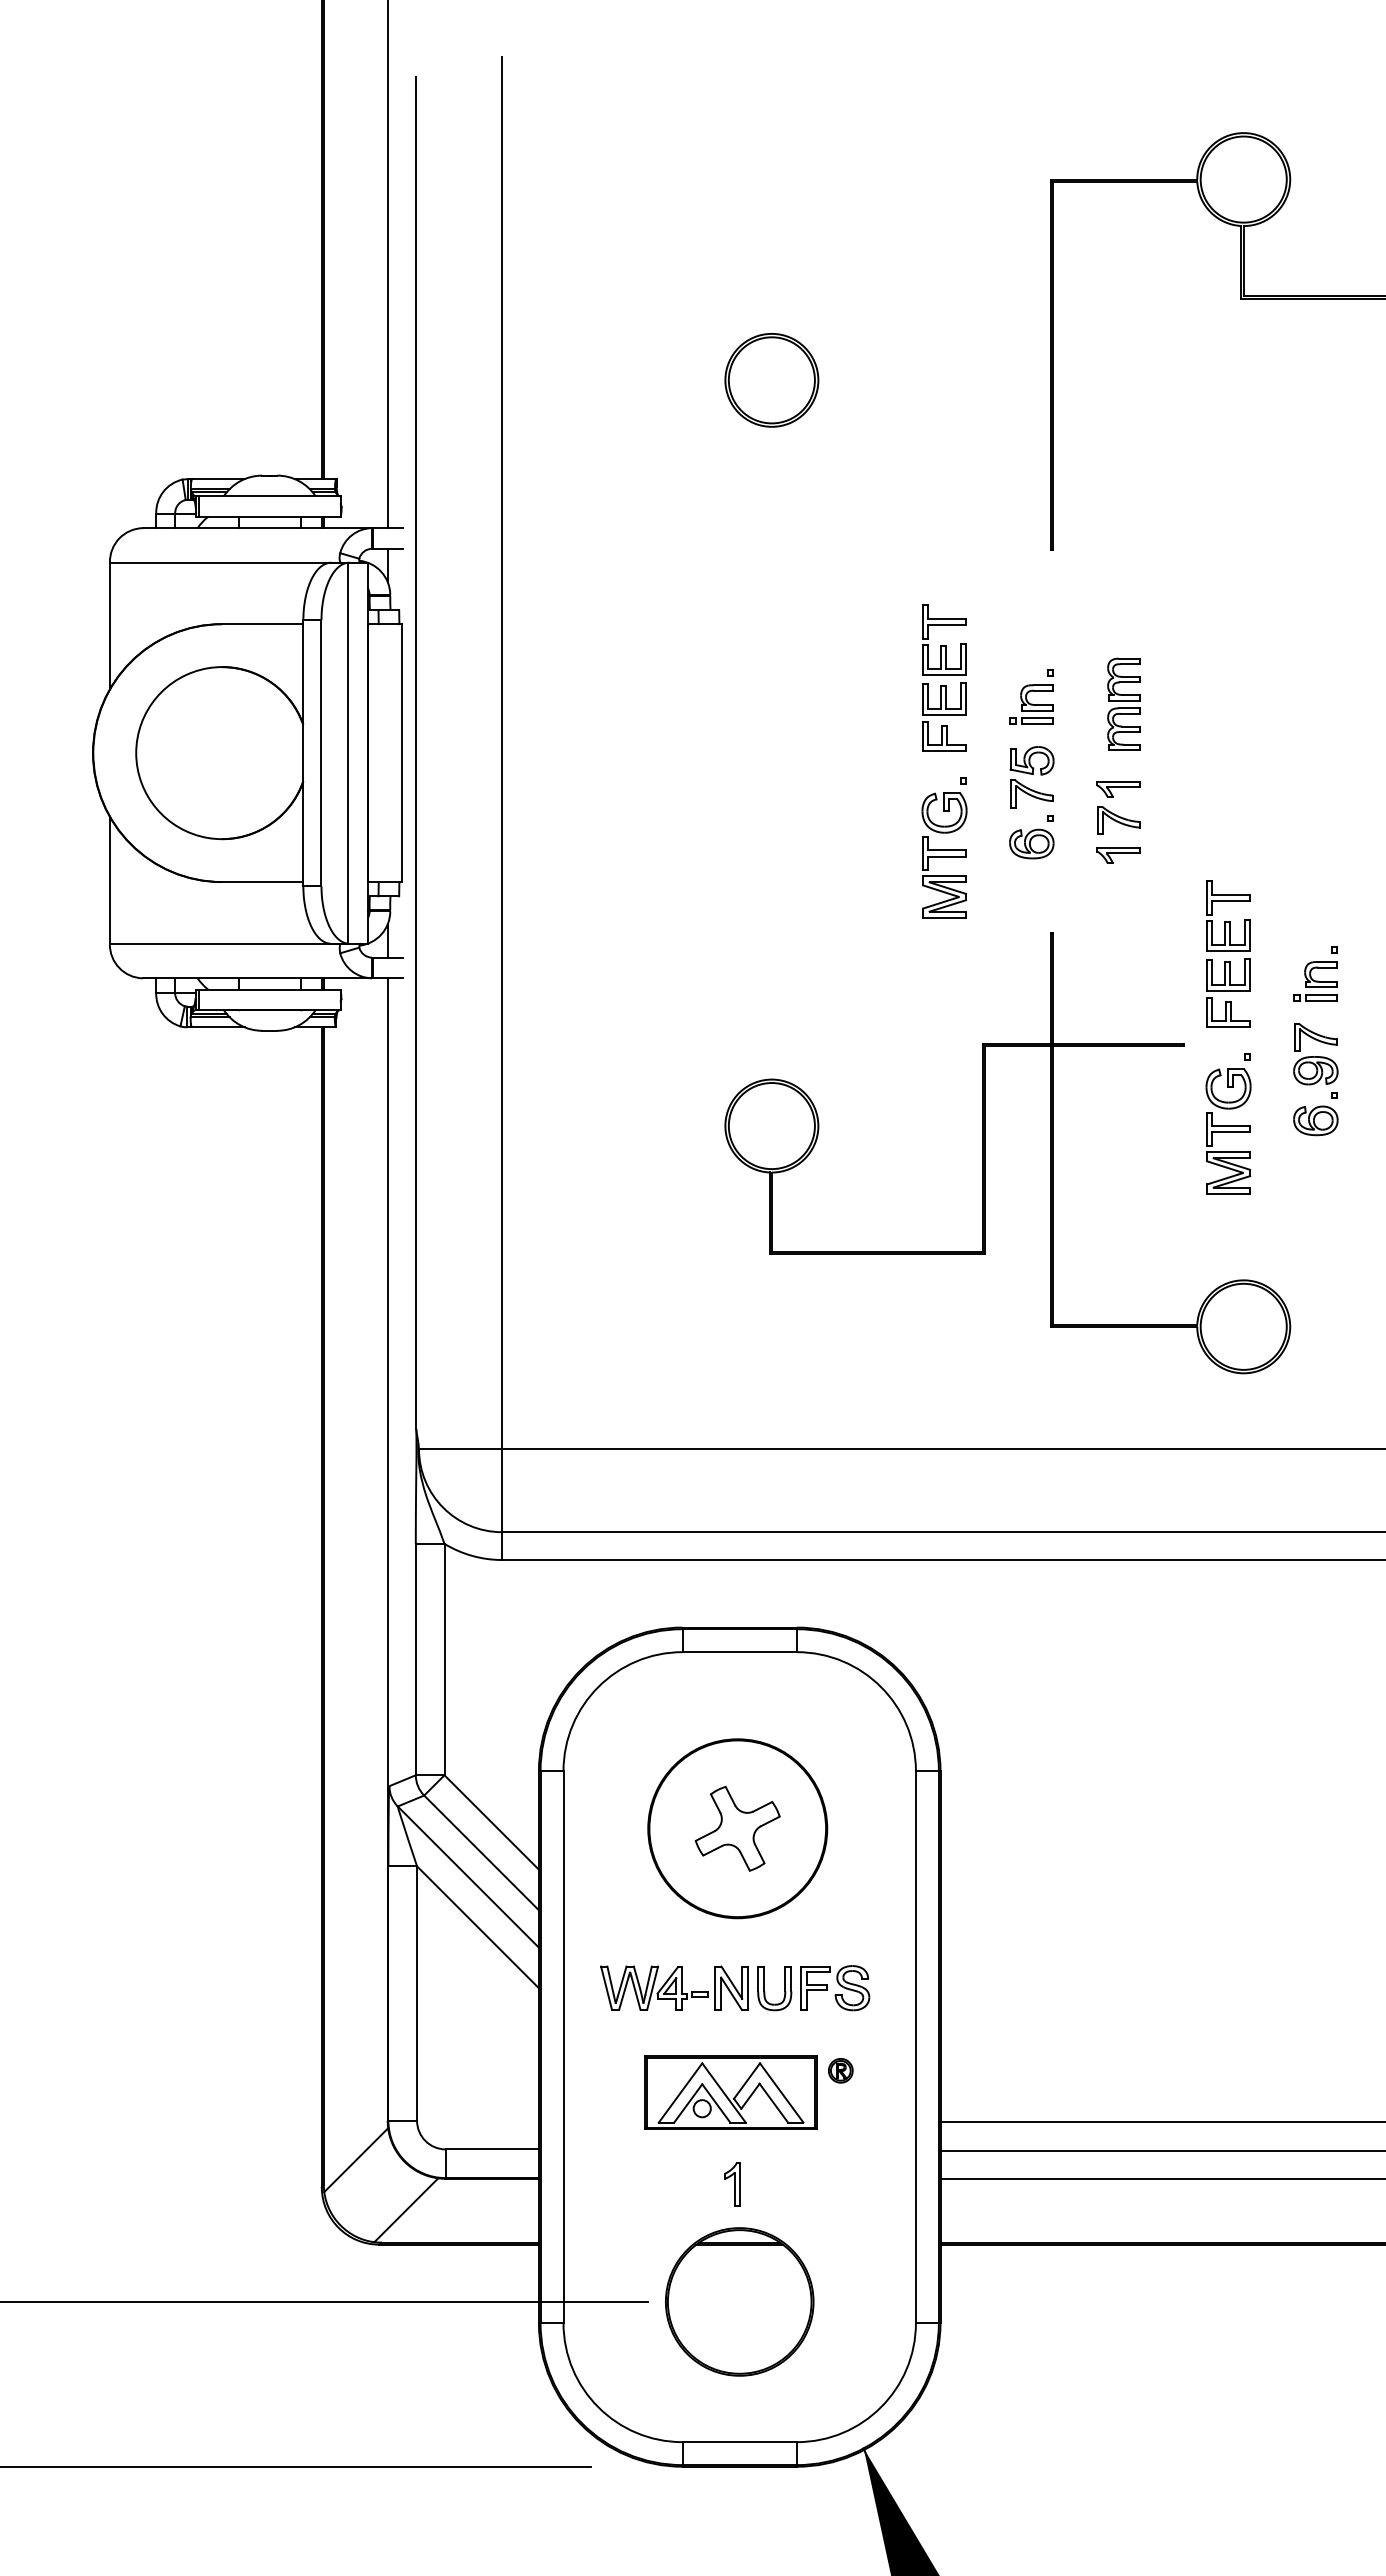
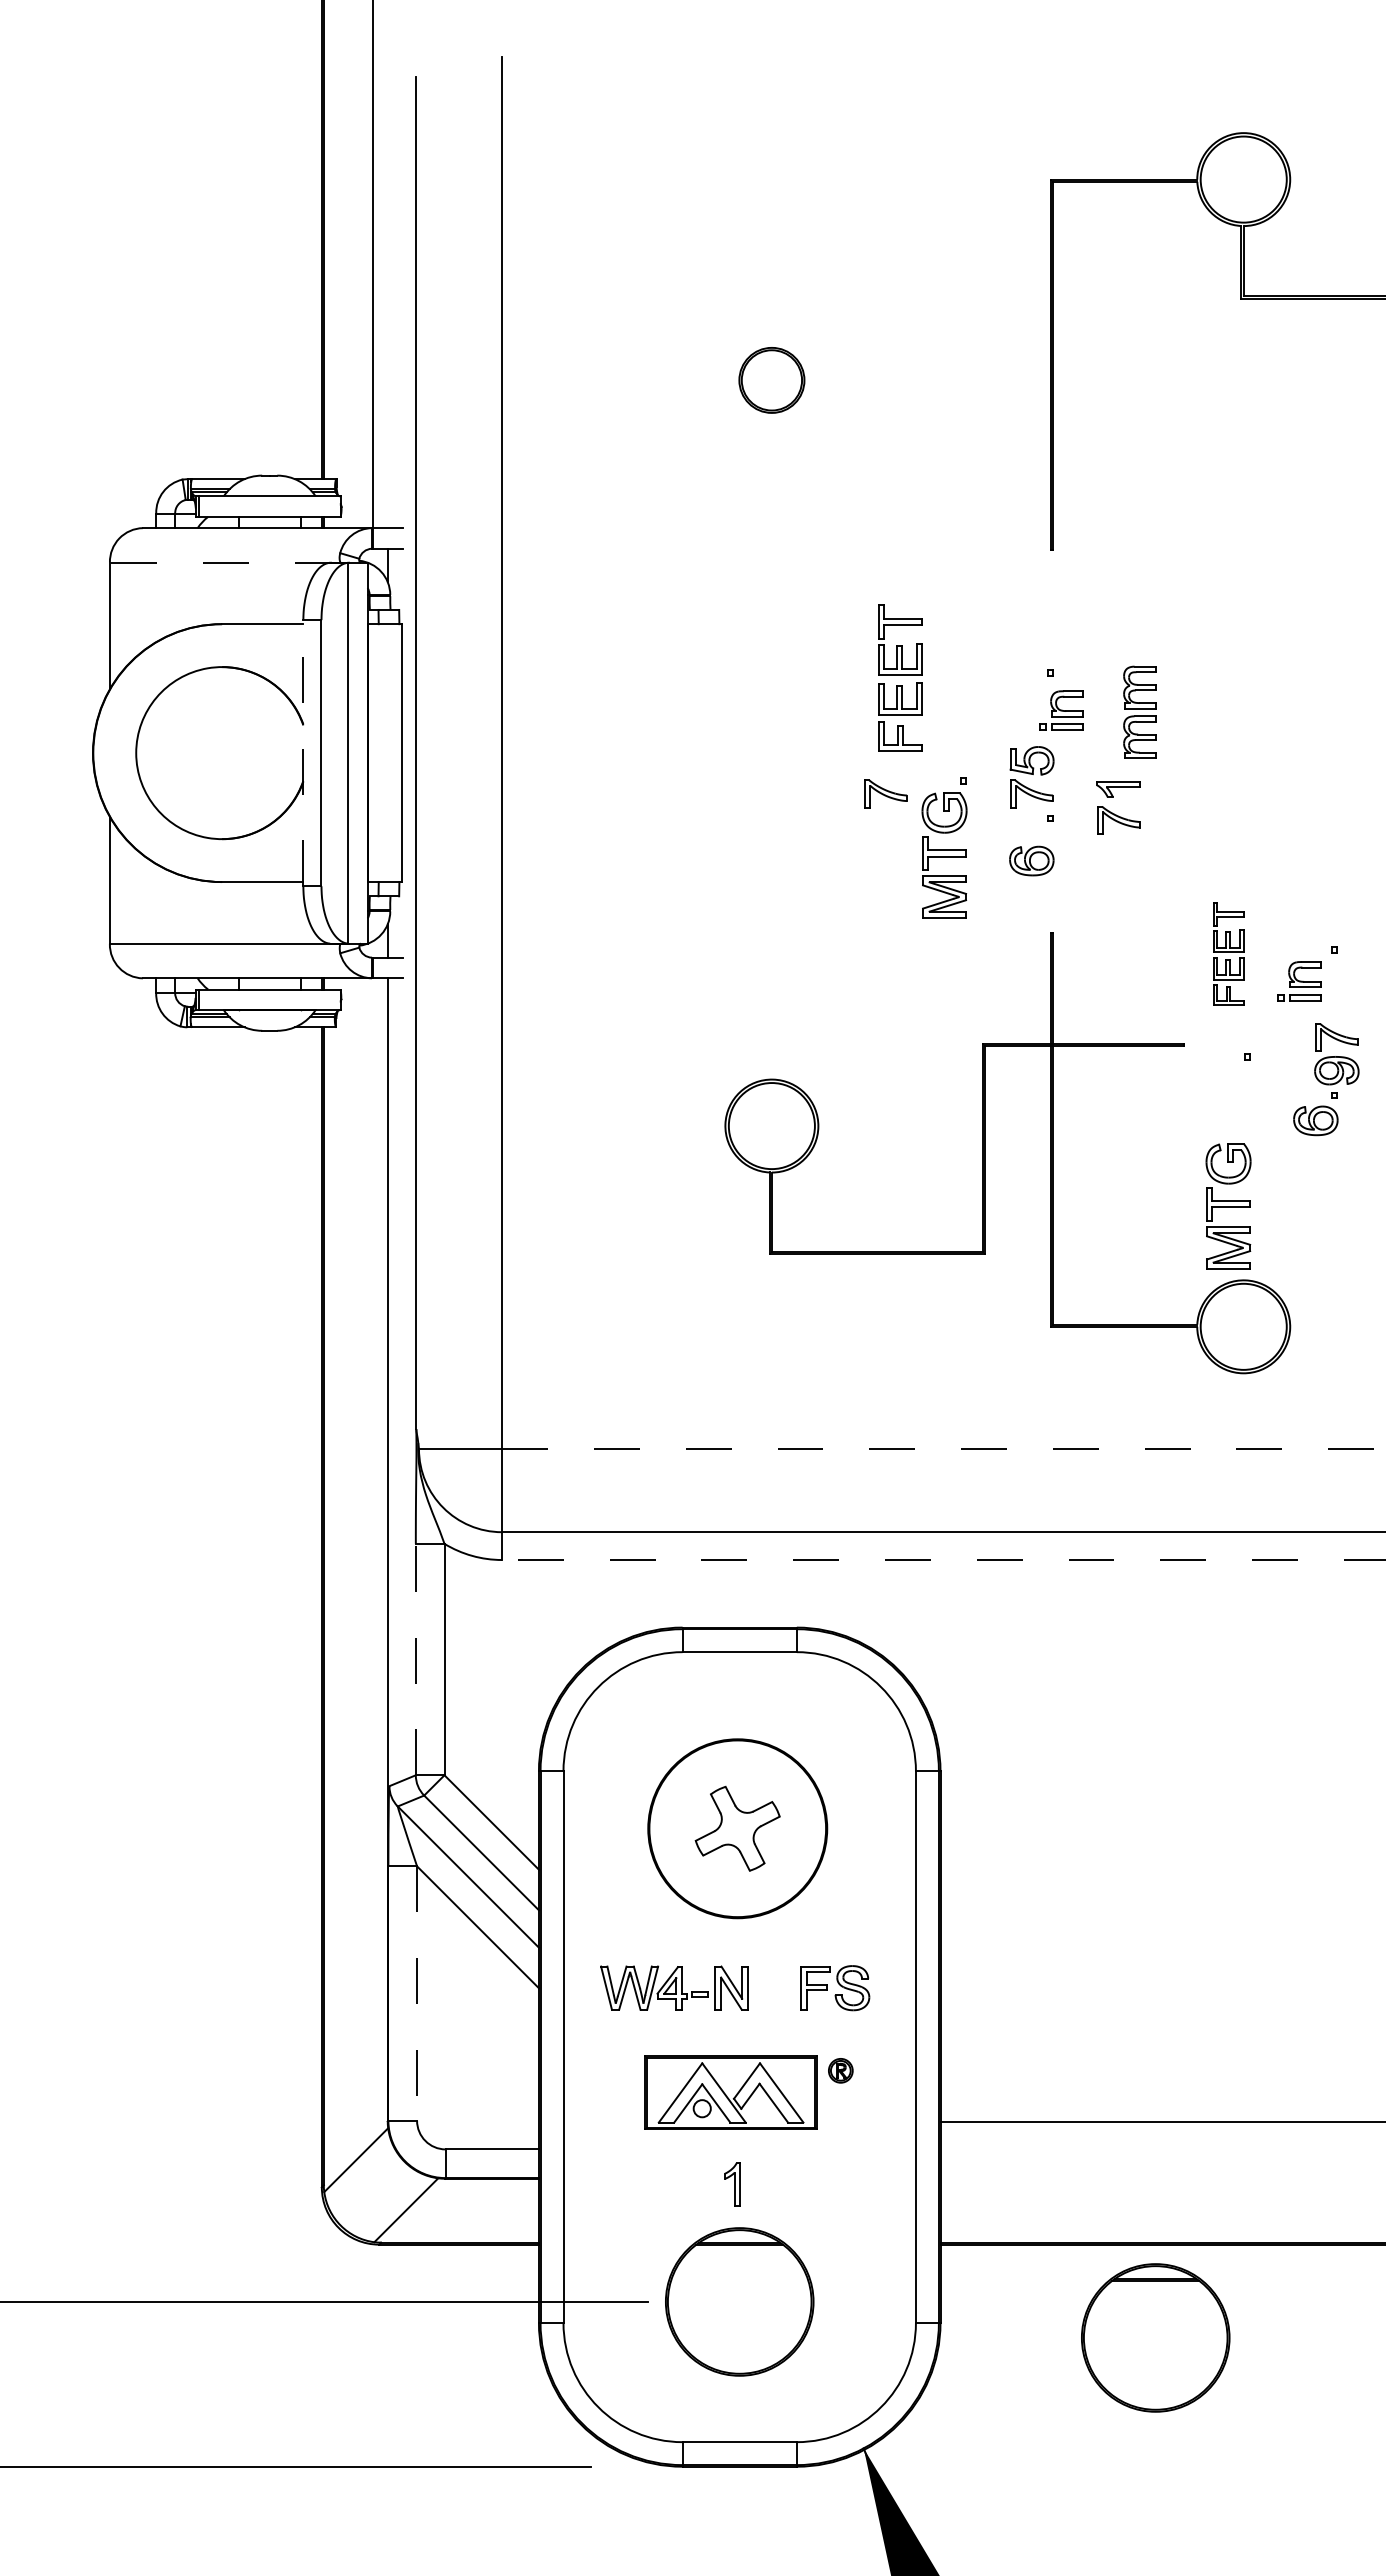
line position: (387, 265) -> (372, 265) (372, 265)
part size: 96x95 px -> 68x67 px (771, 380)
line: solid -> dashed (224, 562)
part position: (944, 677) -> (900, 677) (900, 677)
part position: (1123, 703) -> (1139, 711) (1139, 711)
part position: (1031, 704) -> (1061, 710) (1061, 710)
line: solid -> dashed (303, 752)
part: none -> present (885, 793)
part position: (1031, 843) -> (1031, 860) (1031, 860)
part: present -> none (1118, 855)
part size: 45x148 px -> 32x104 px (1228, 953)
part position: (1315, 981) -> (1299, 981) (1299, 981)
part position: (1315, 1054) -> (1336, 1054) (1336, 1054)
part position: (1228, 1131) -> (1228, 1206) (1228, 1206)
line: solid -> dashed (943, 1449)
line: solid -> dashed (944, 1560)
line: solid -> dashed (415, 1659)
part: present -> none (765, 1991)
line: solid -> dashed (417, 1994)
line: present -> none (1161, 2150)
line: present -> none (1161, 2178)
part: none -> present (1155, 2337)
